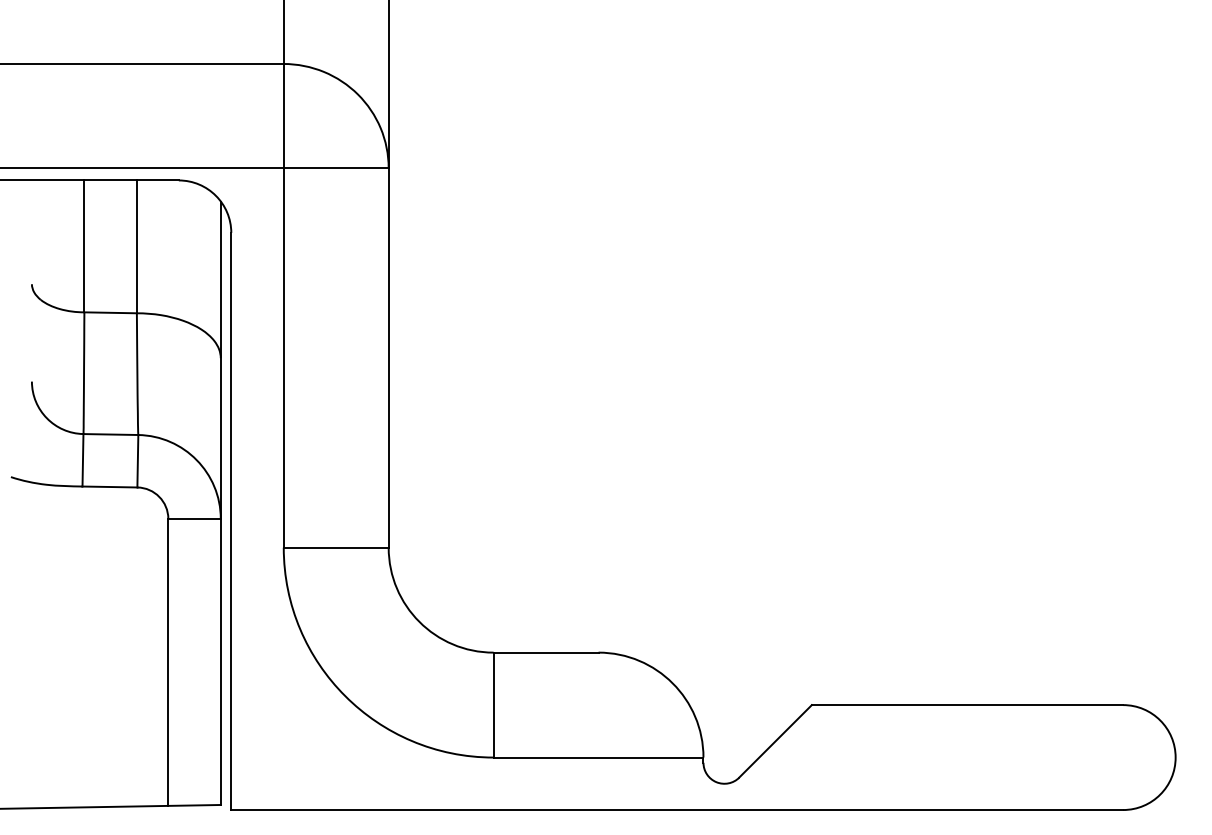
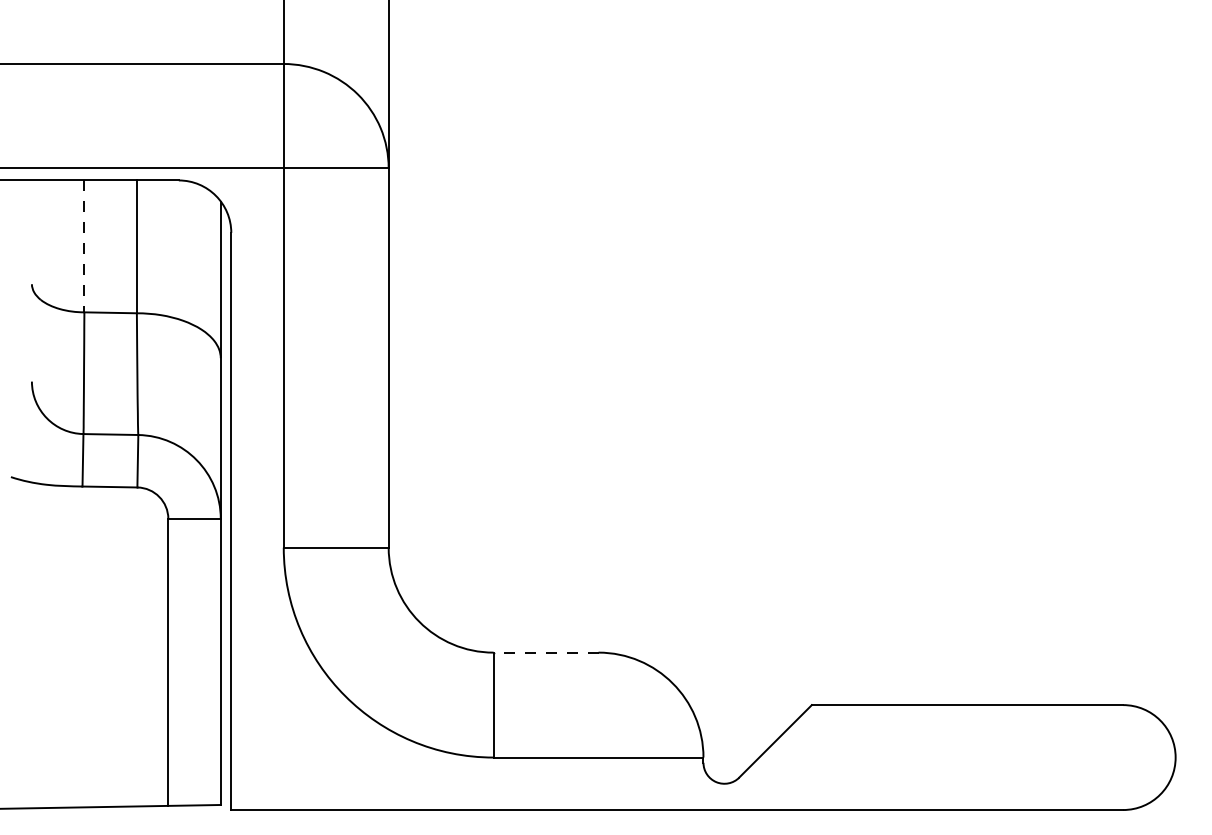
line: solid -> dashed (84, 246)
line: solid -> dashed (545, 652)
